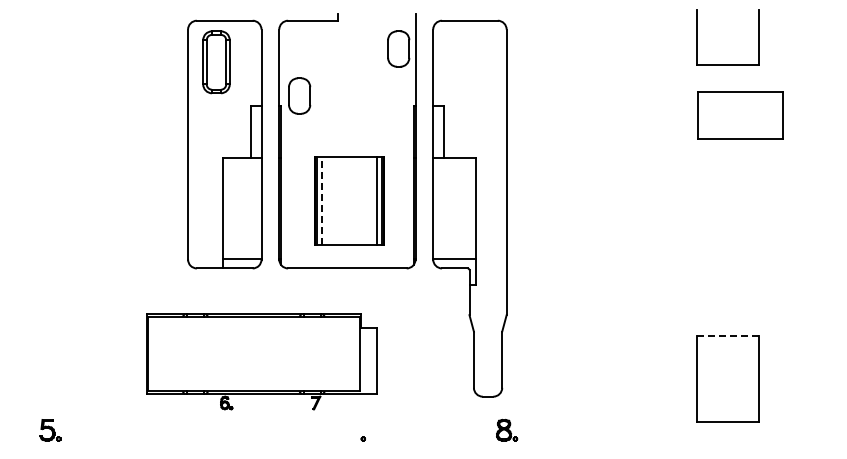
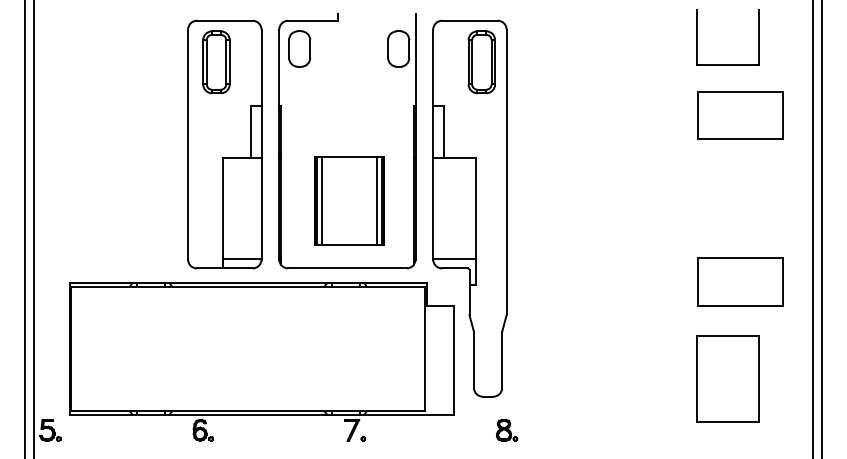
part: none -> present (481, 62)
part position: (299, 95) -> (299, 48) (299, 48)
line: dashed -> solid (321, 200)
line: none -> present (25, 228)
line: none -> present (34, 228)
line: none -> present (812, 228)
line: none -> present (821, 228)
part: none -> present (740, 281)
line: dashed -> solid (727, 335)
part size: 232x98 px -> 386x160 px (261, 361)
